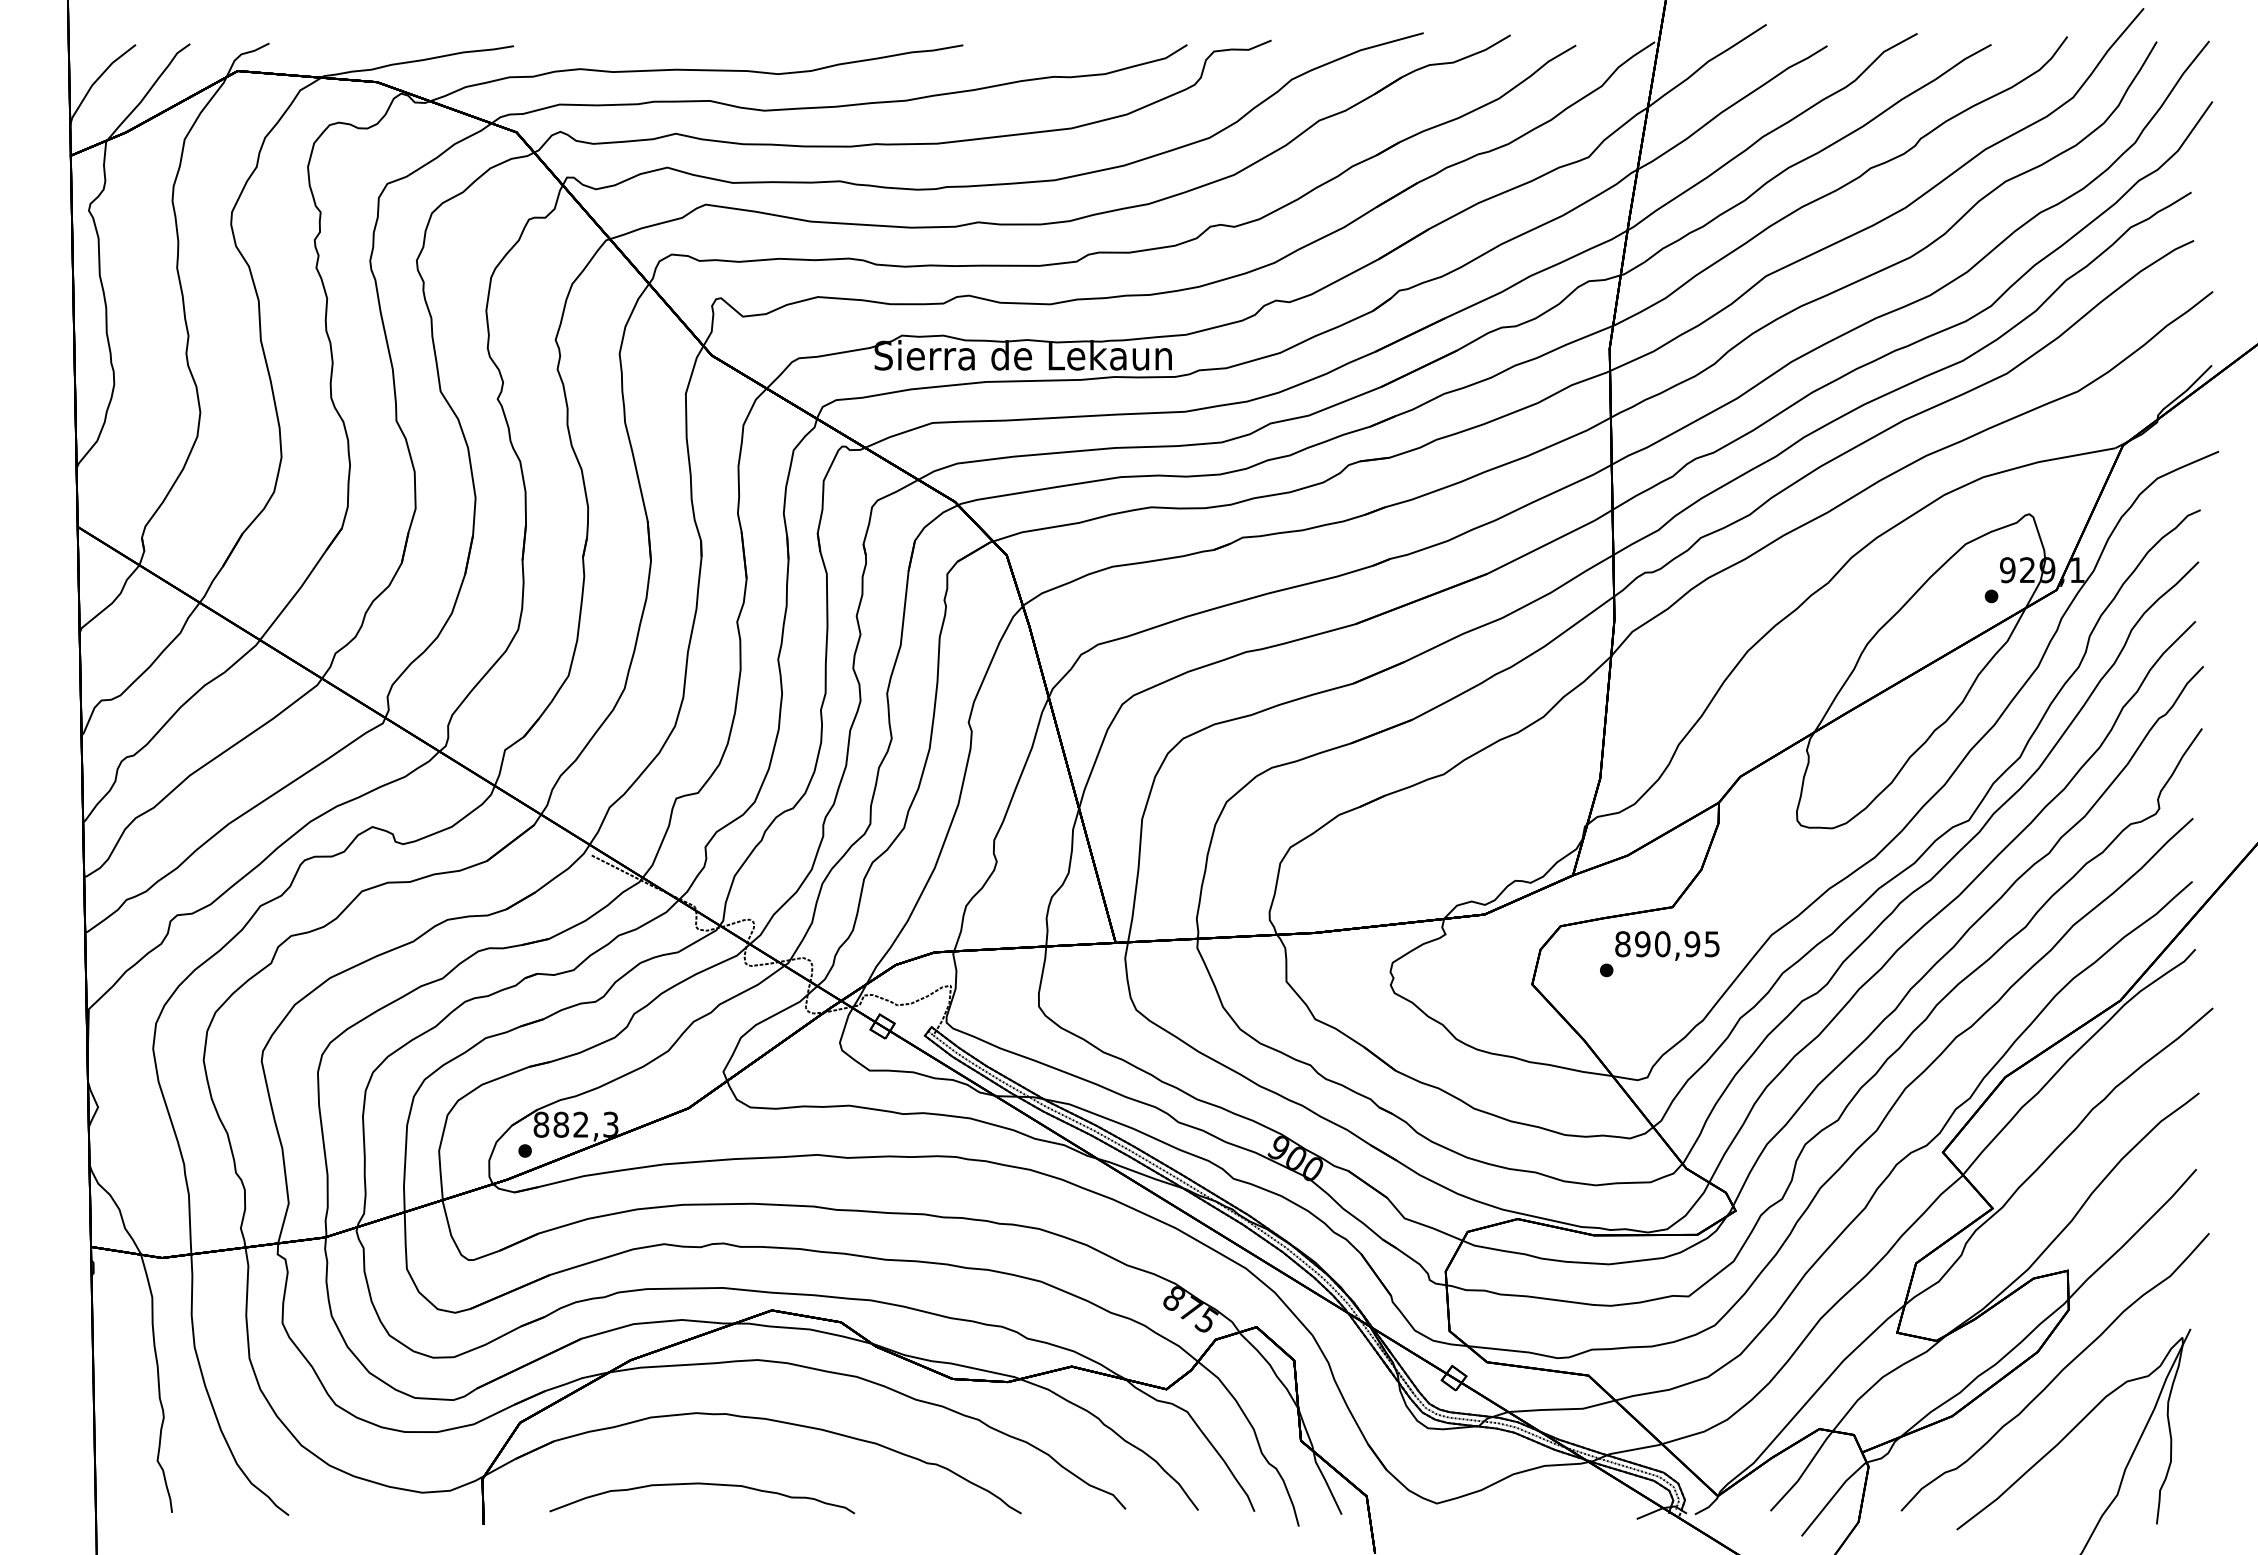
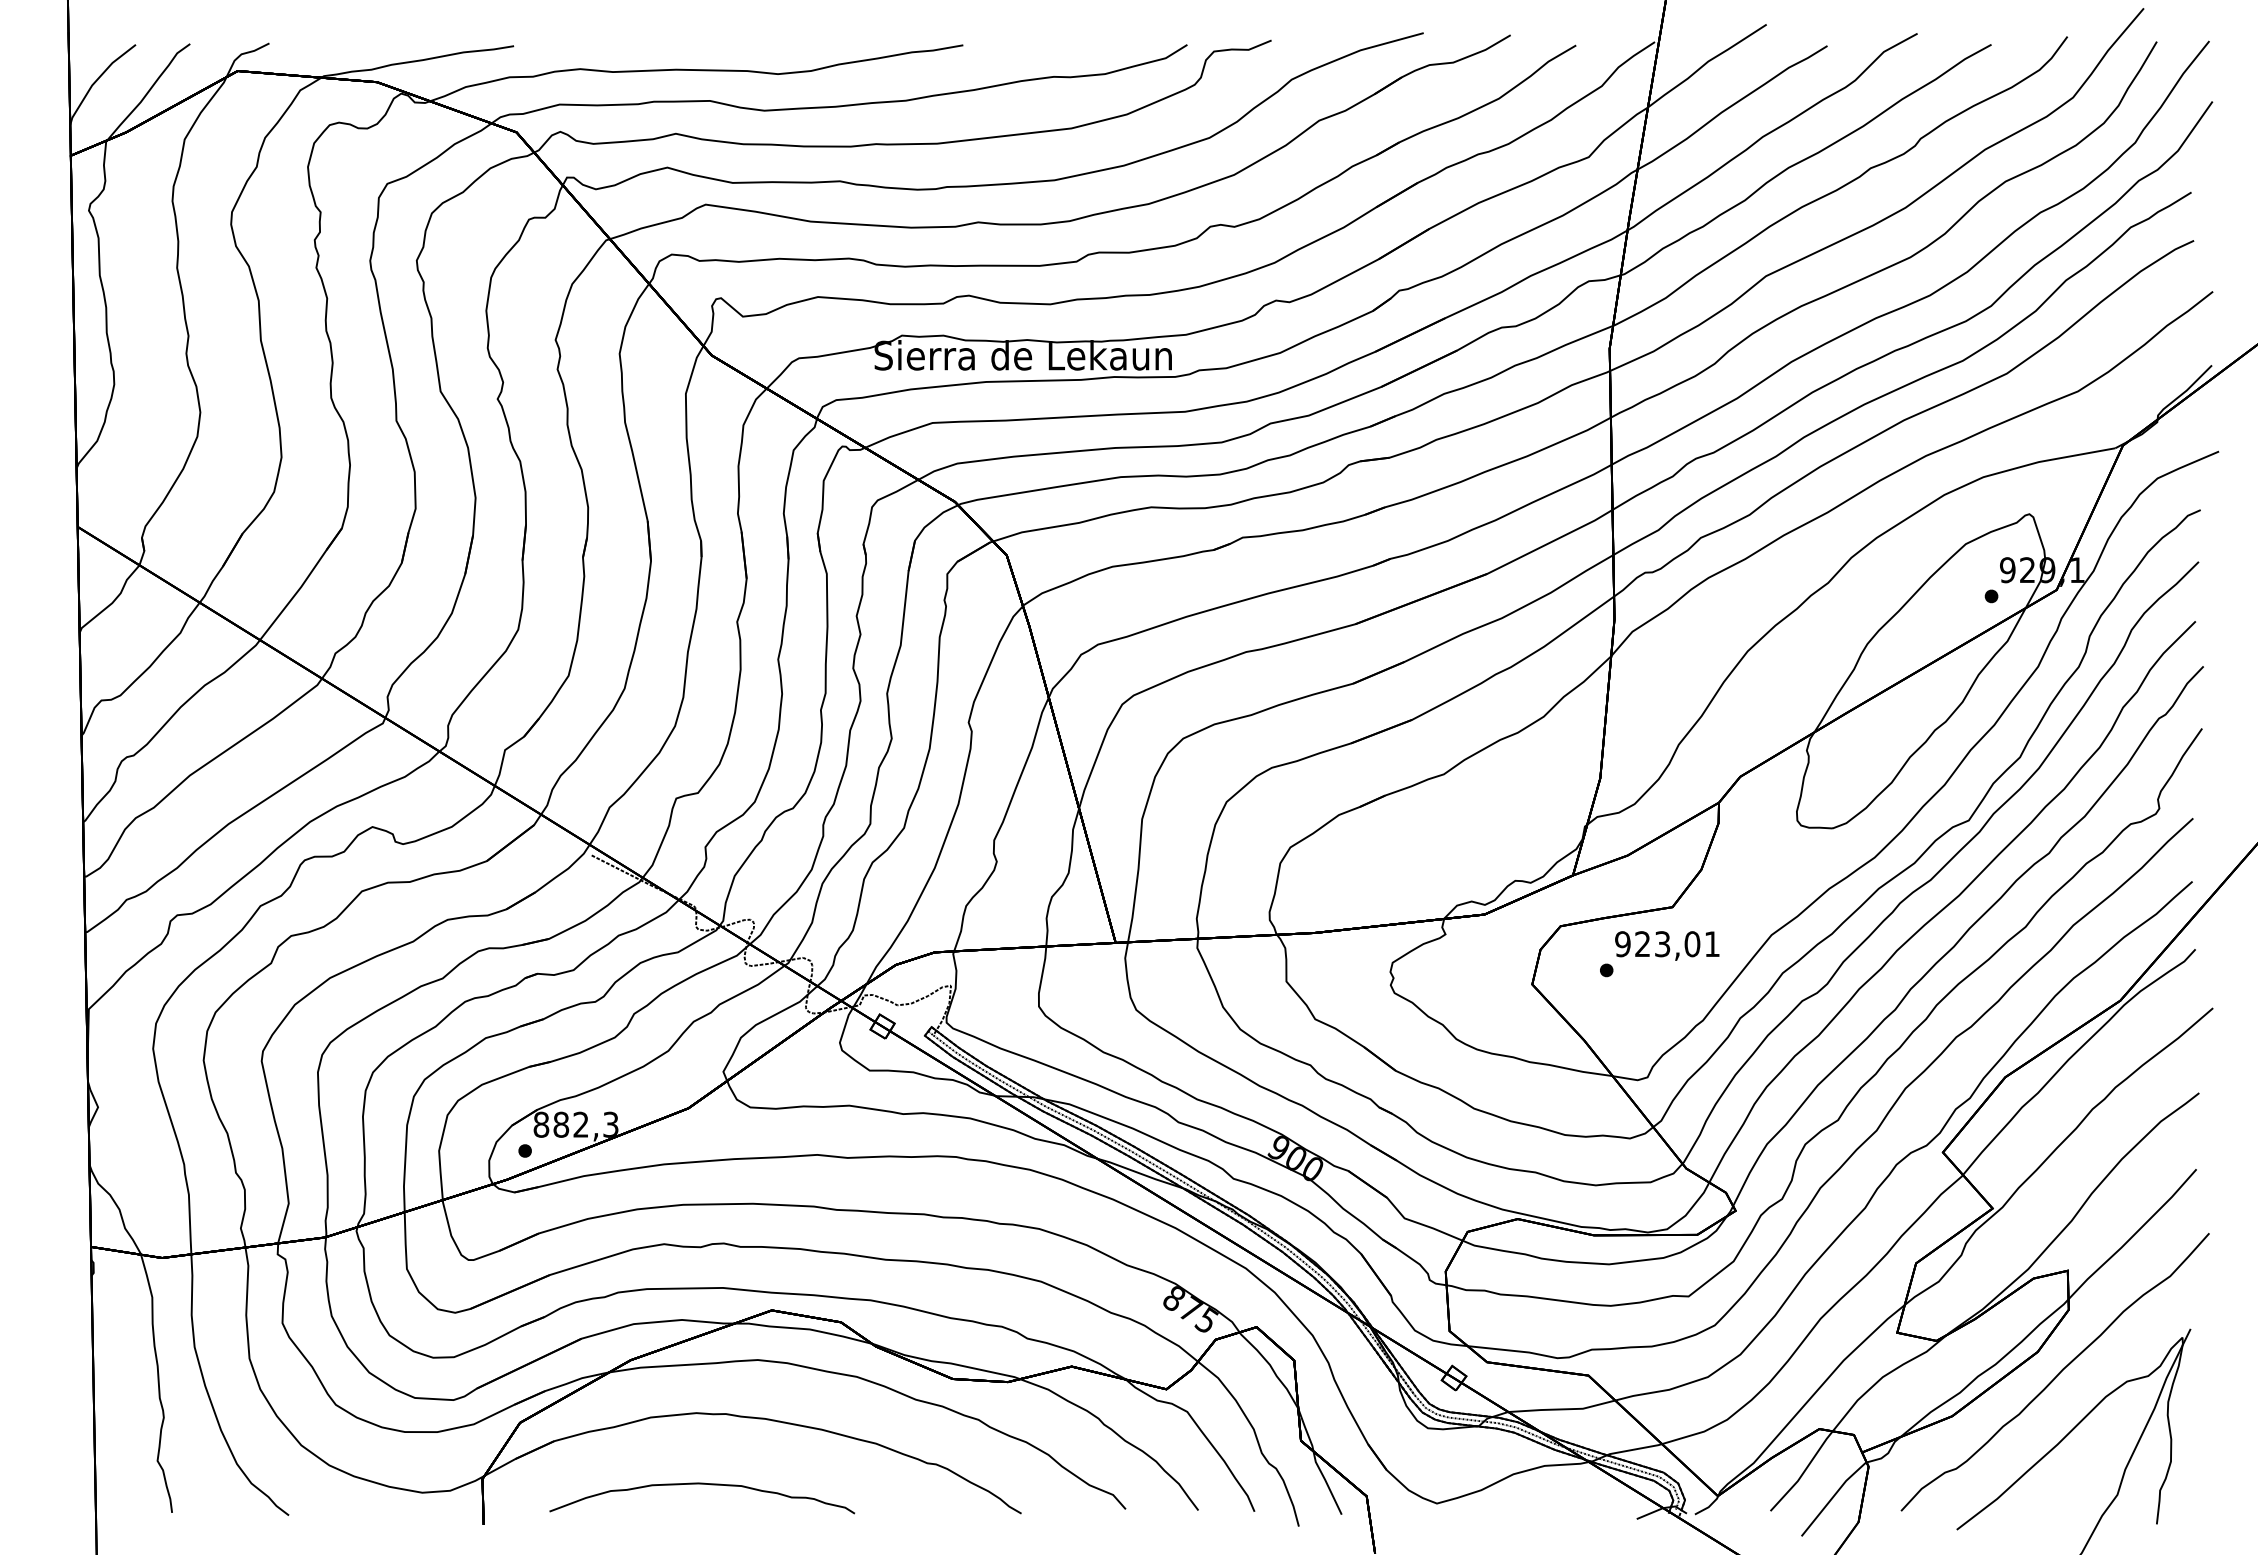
text: 890,95 -> 923,01 (1667, 944)
